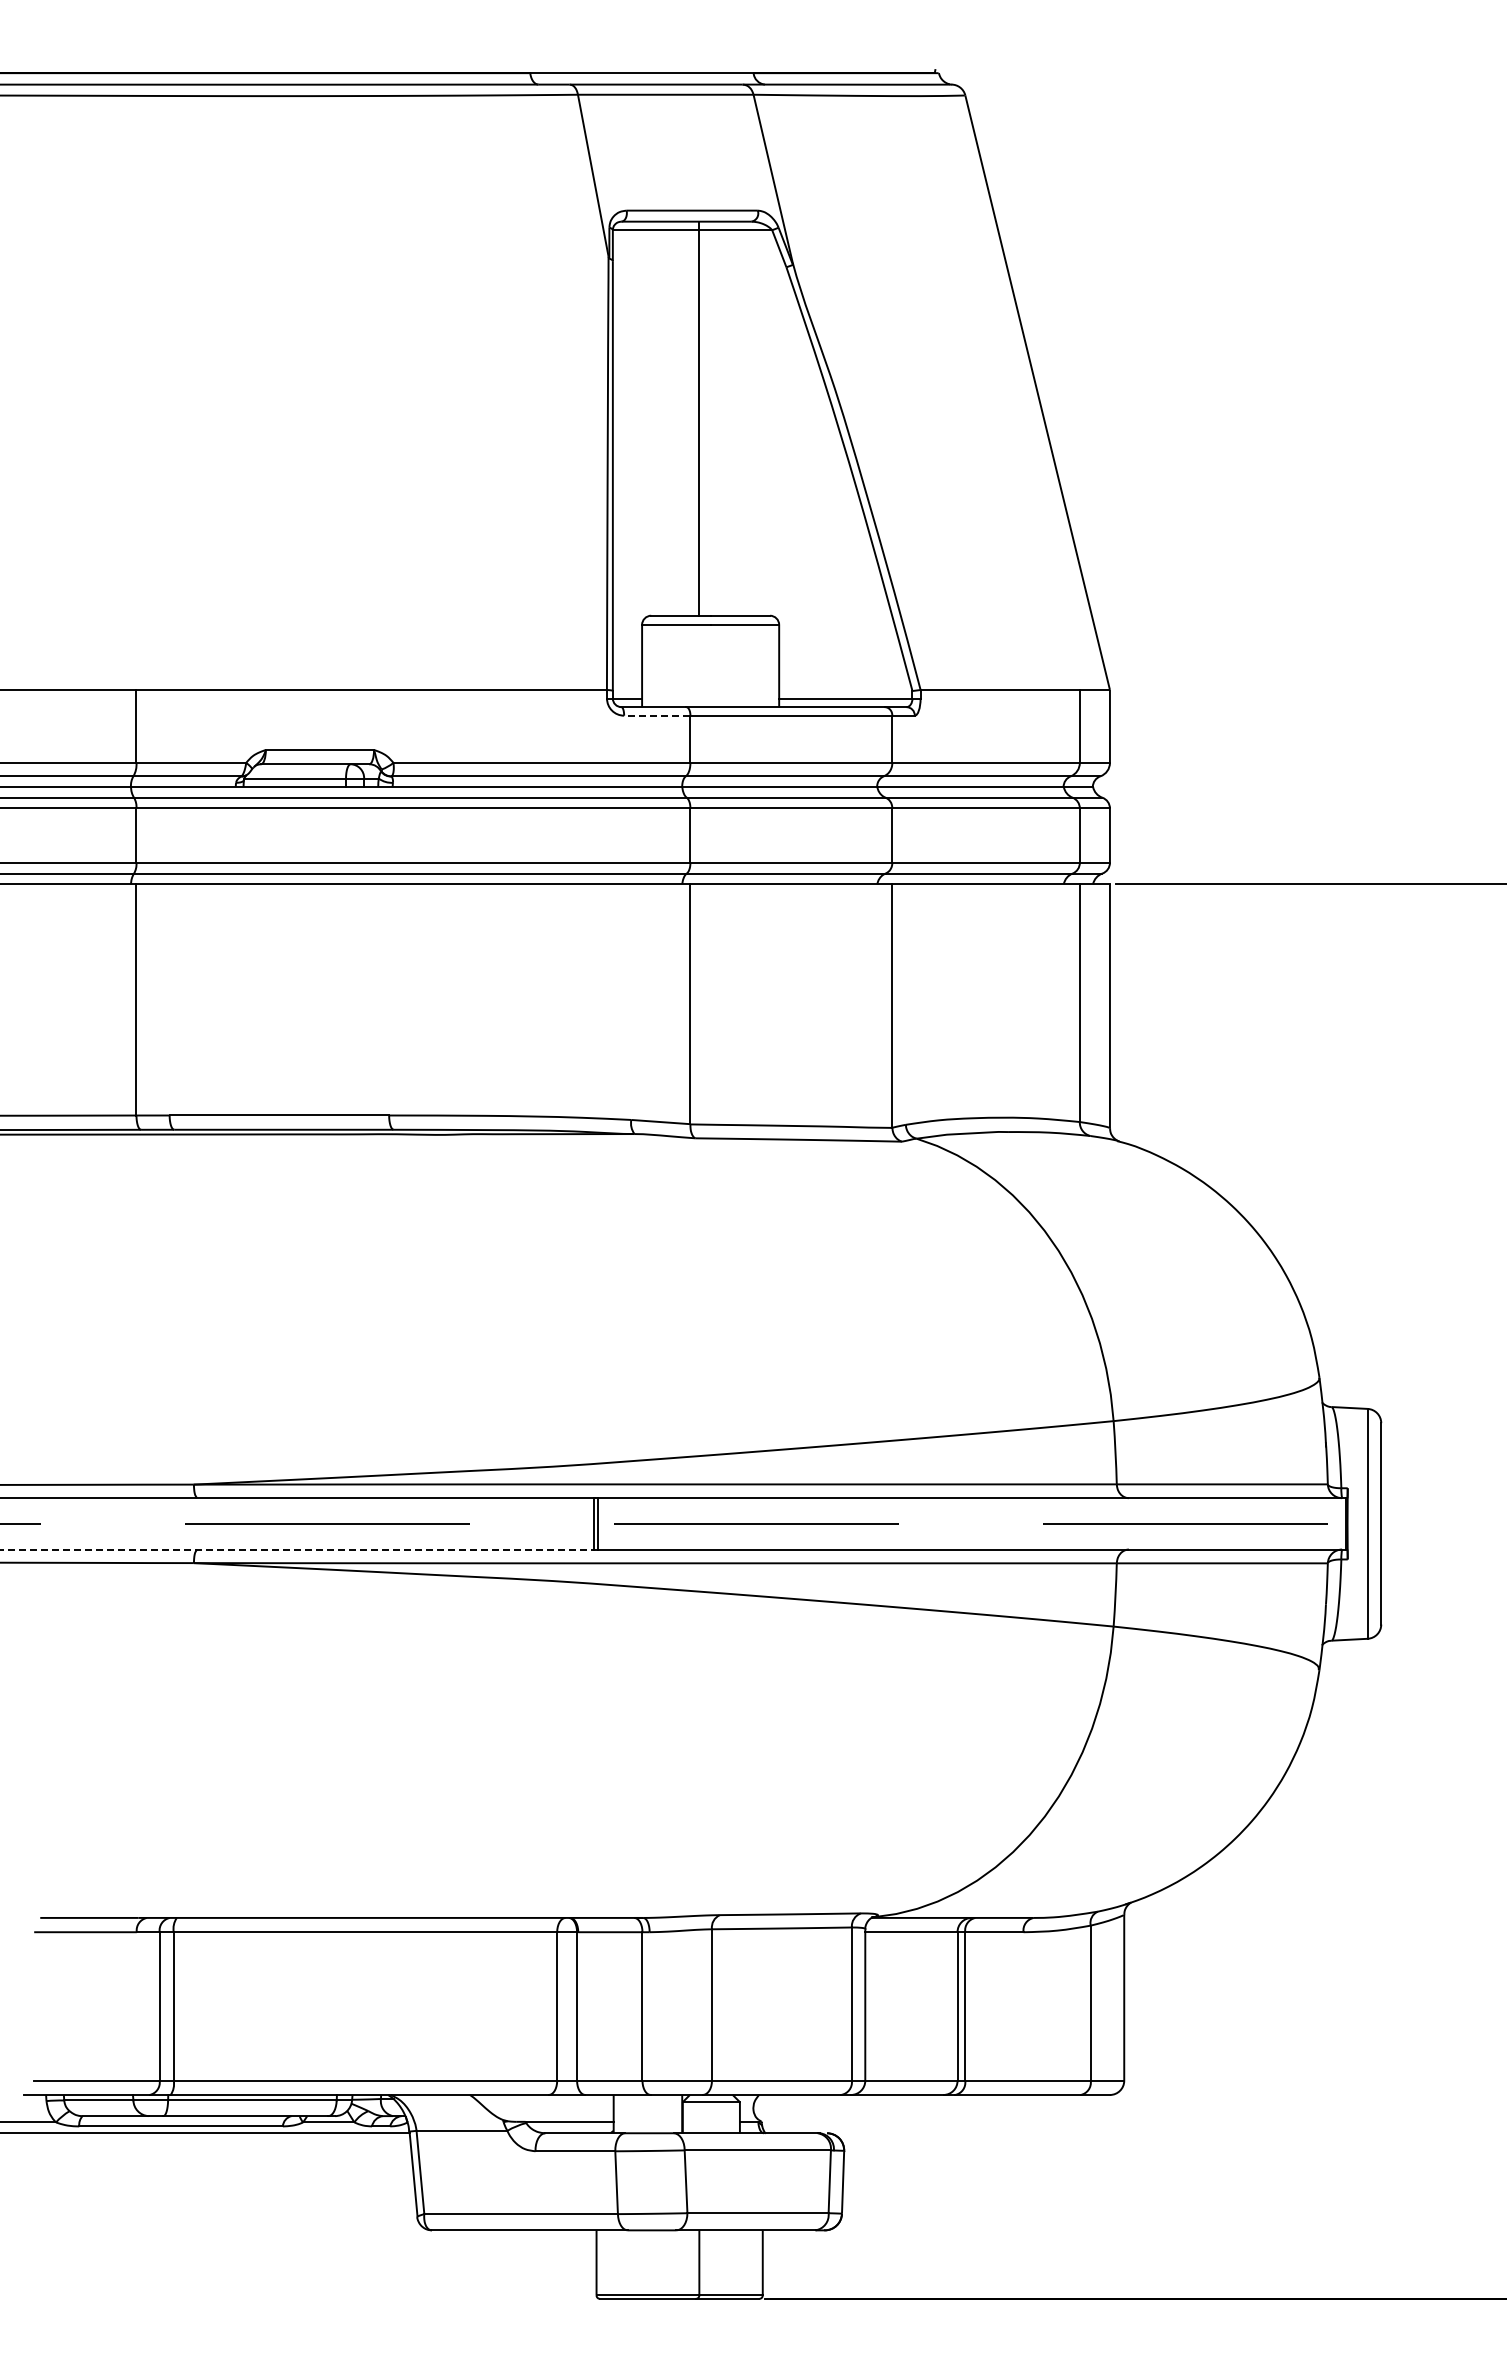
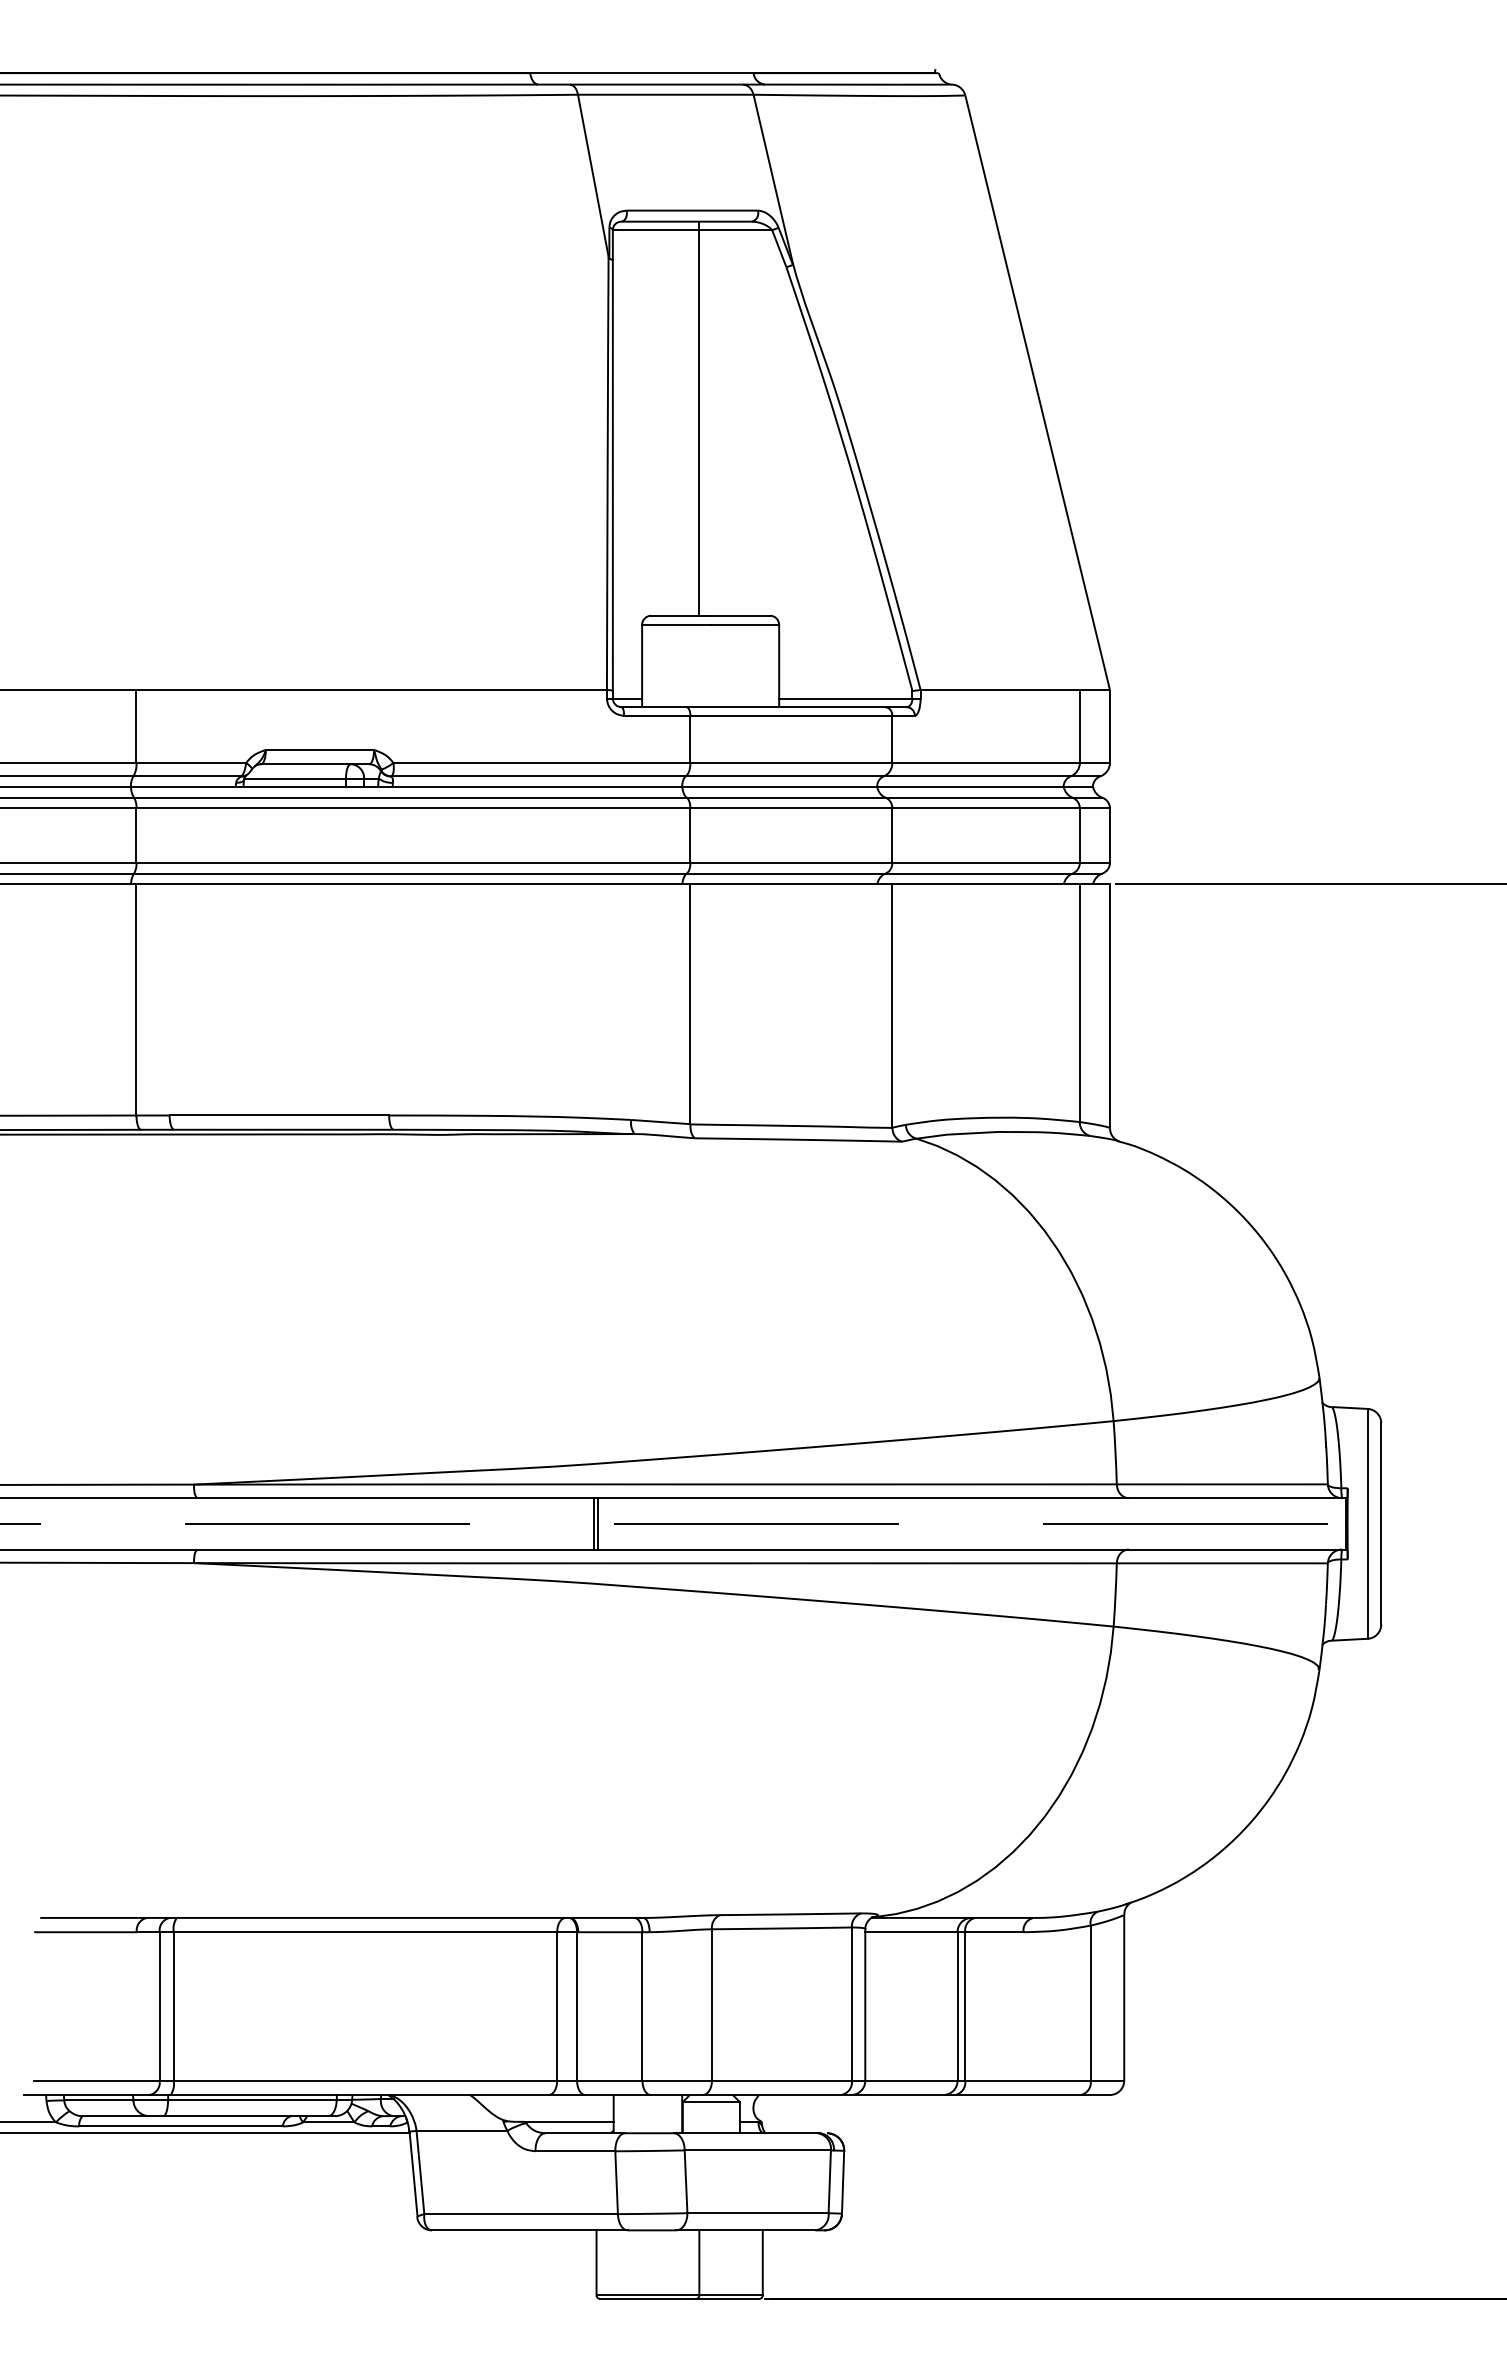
line: dashed -> solid (656, 715)
line: dashed -> solid (297, 1549)
